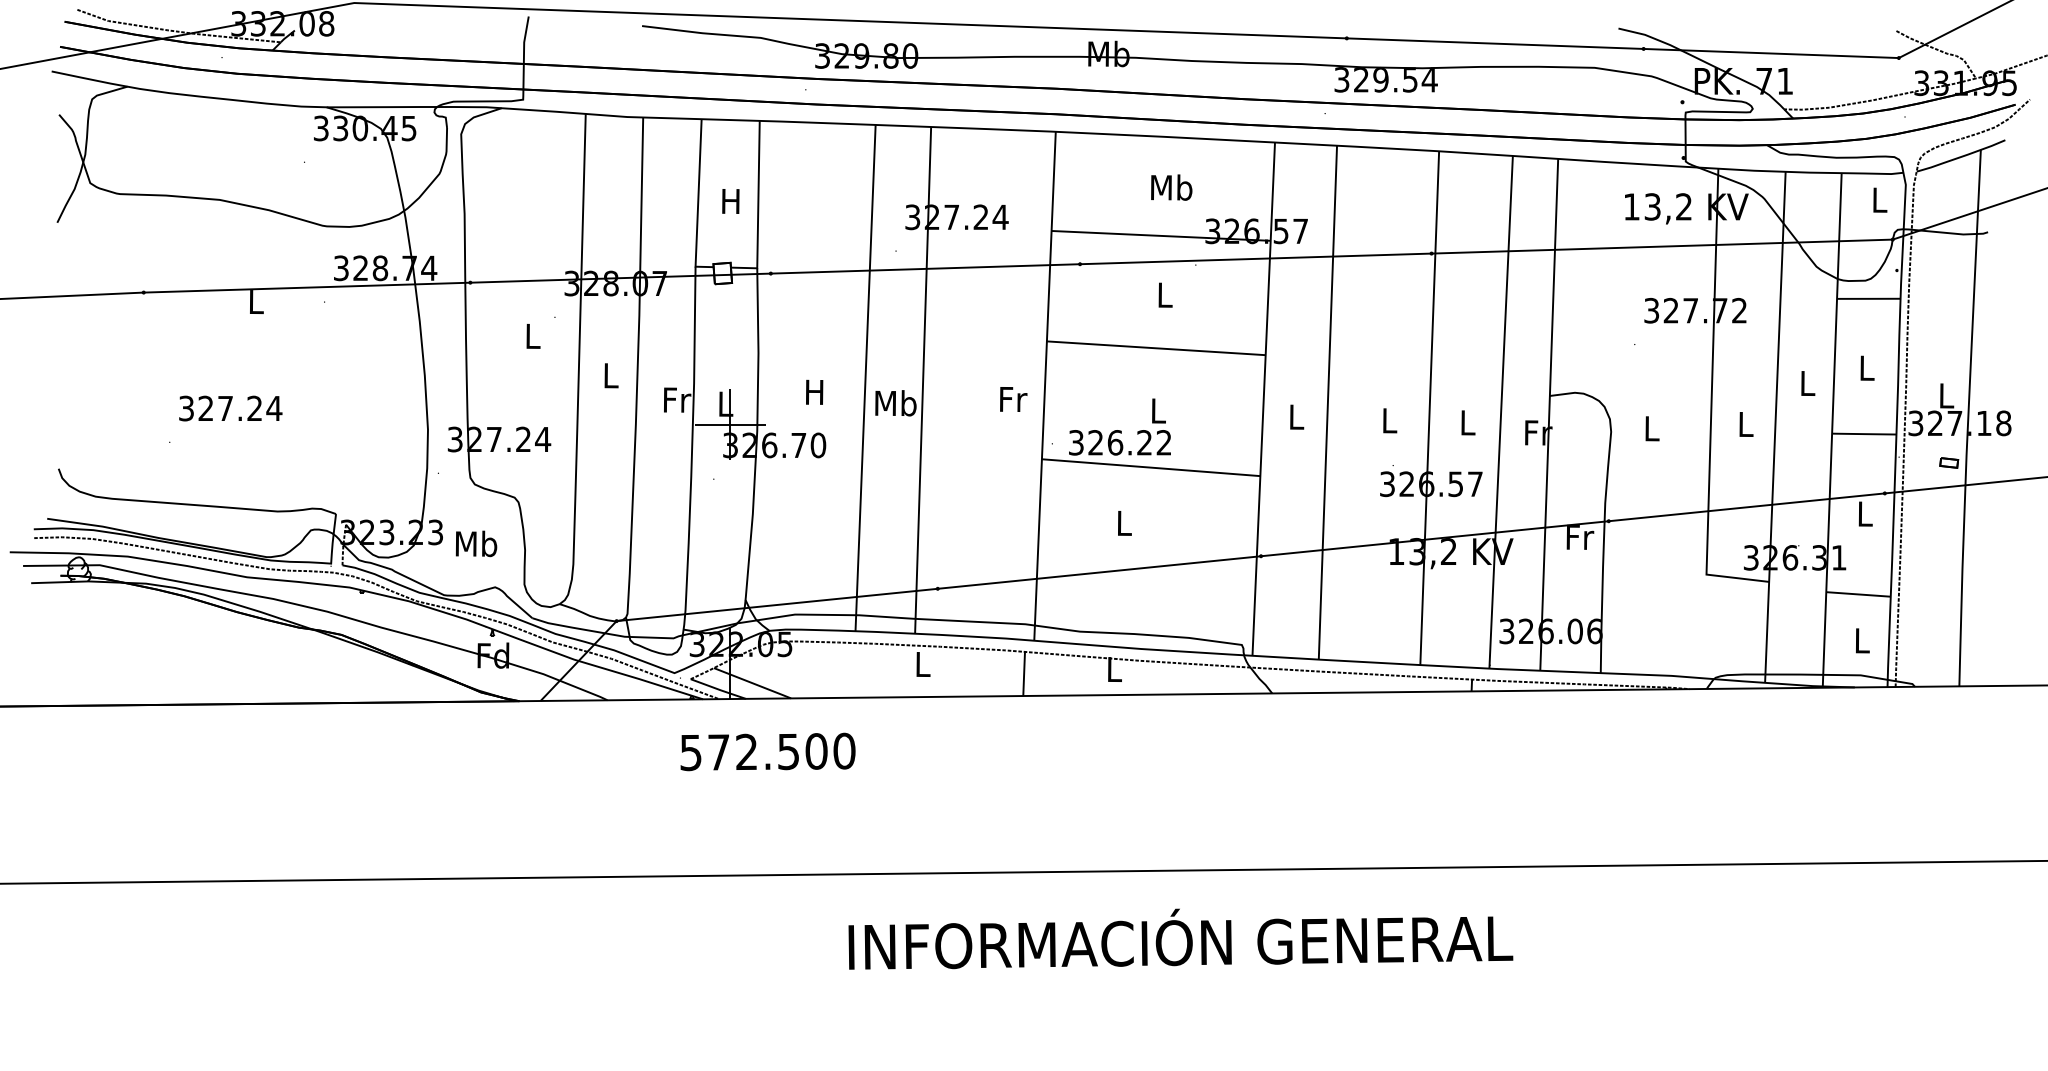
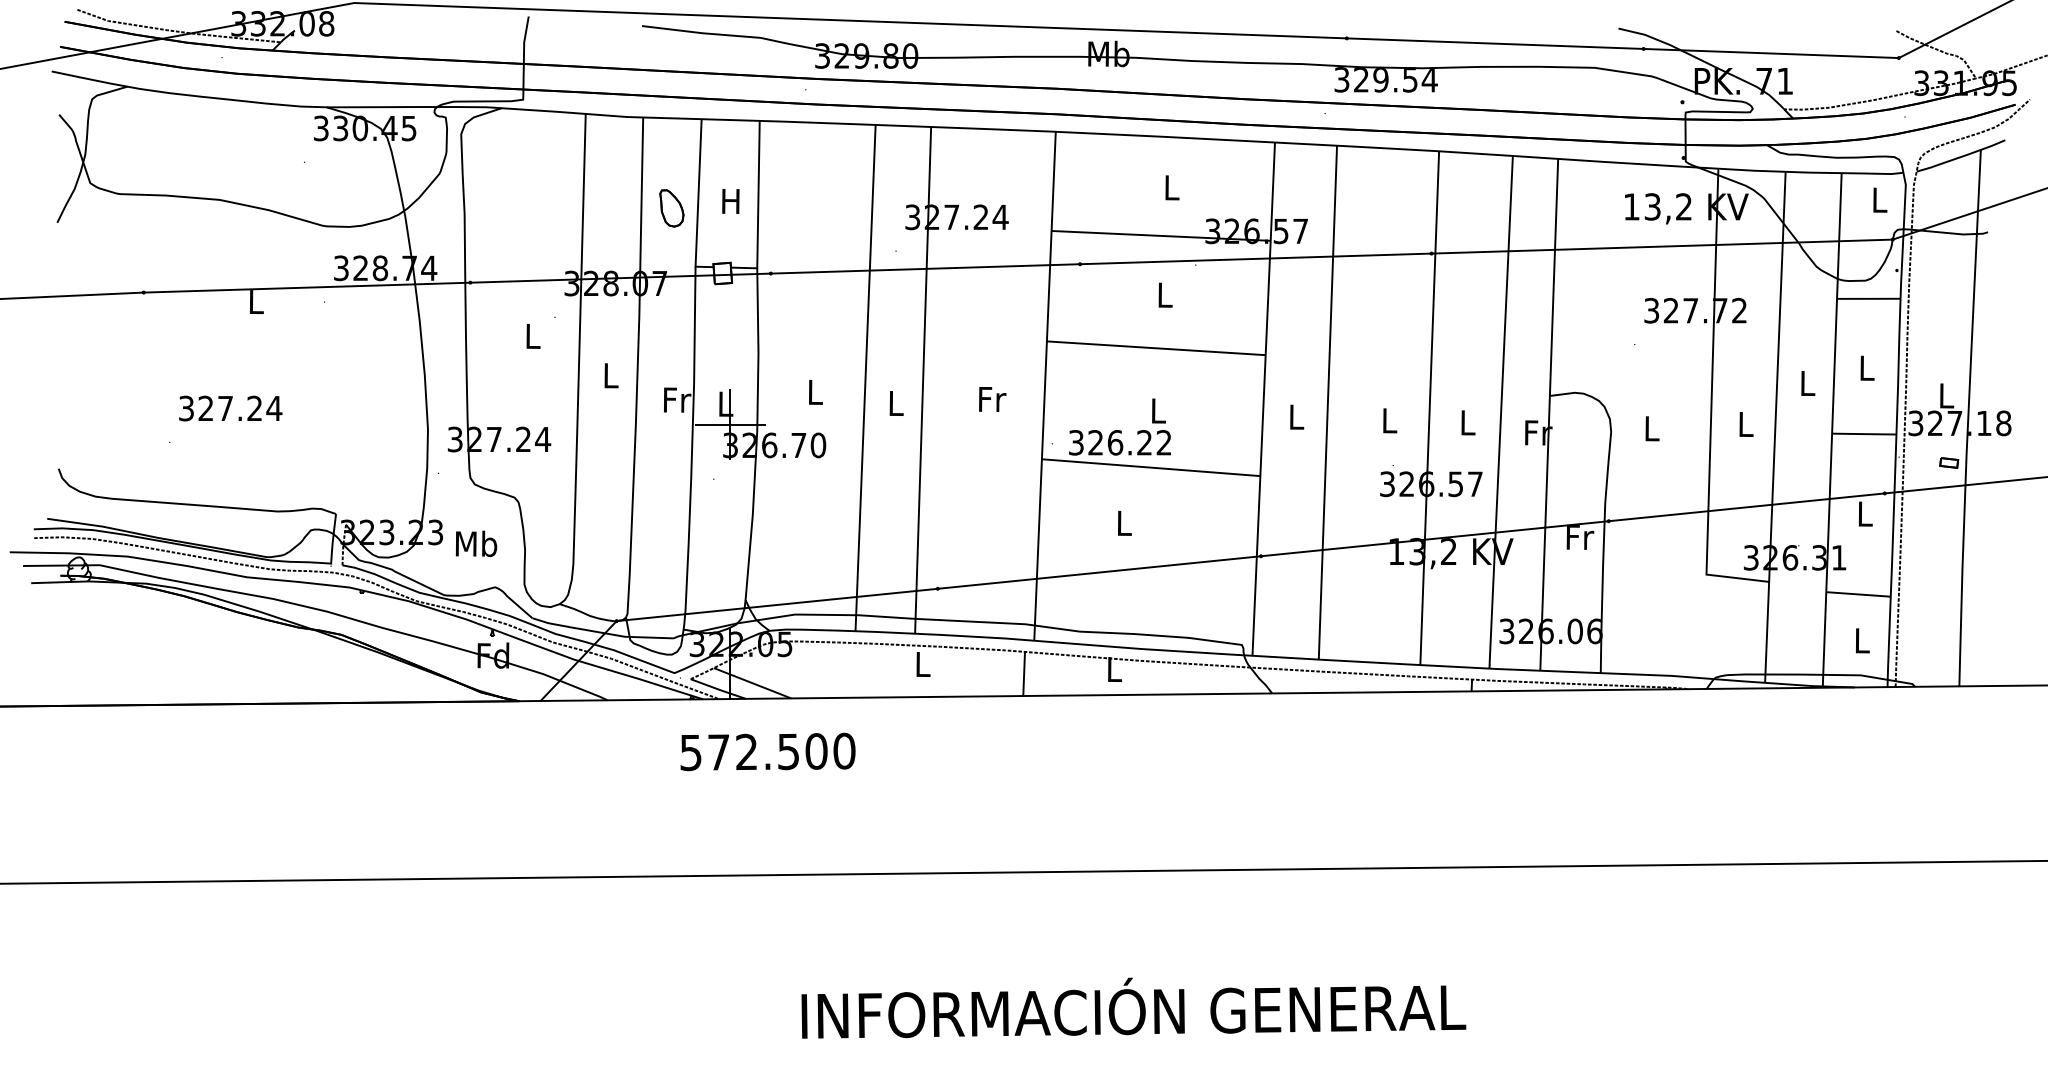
text: Mb -> L (1171, 187)
part: none -> present (671, 208)
text: H -> L (814, 391)
text position: (1013, 399) -> (992, 399) (992, 399)
text: Mb -> L (895, 403)
text position: (1180, 938) -> (1133, 1007) (1133, 1007)
